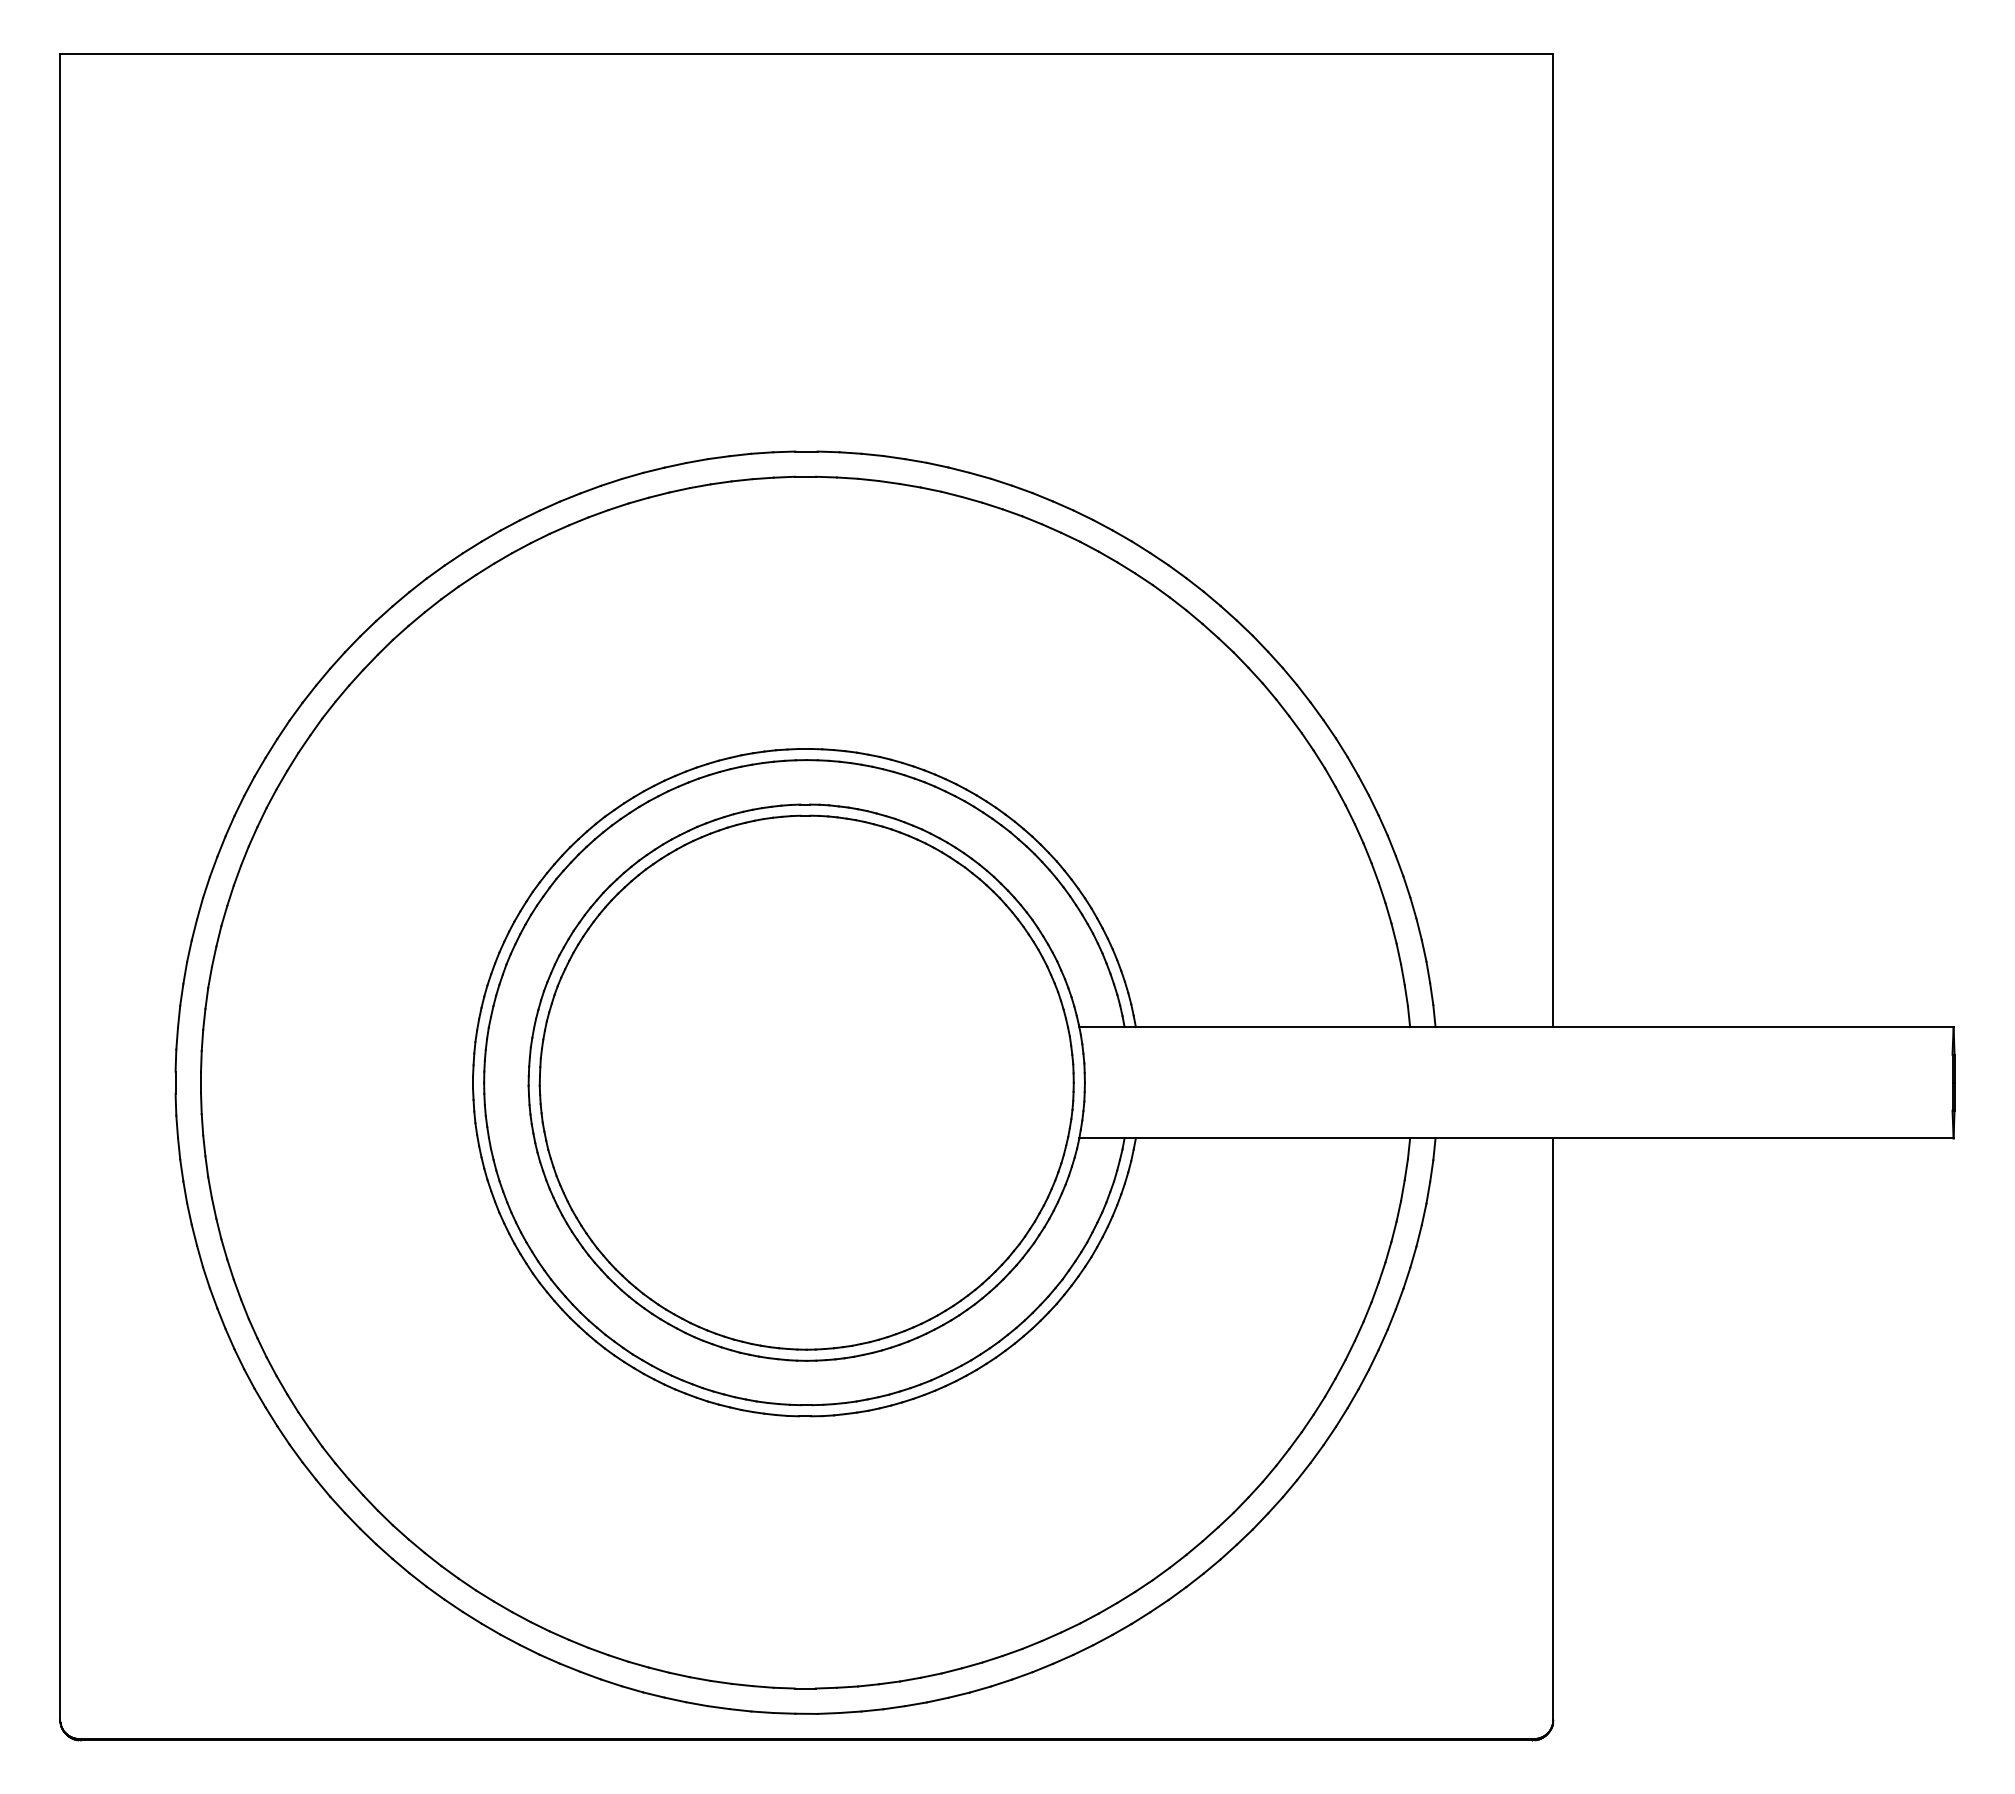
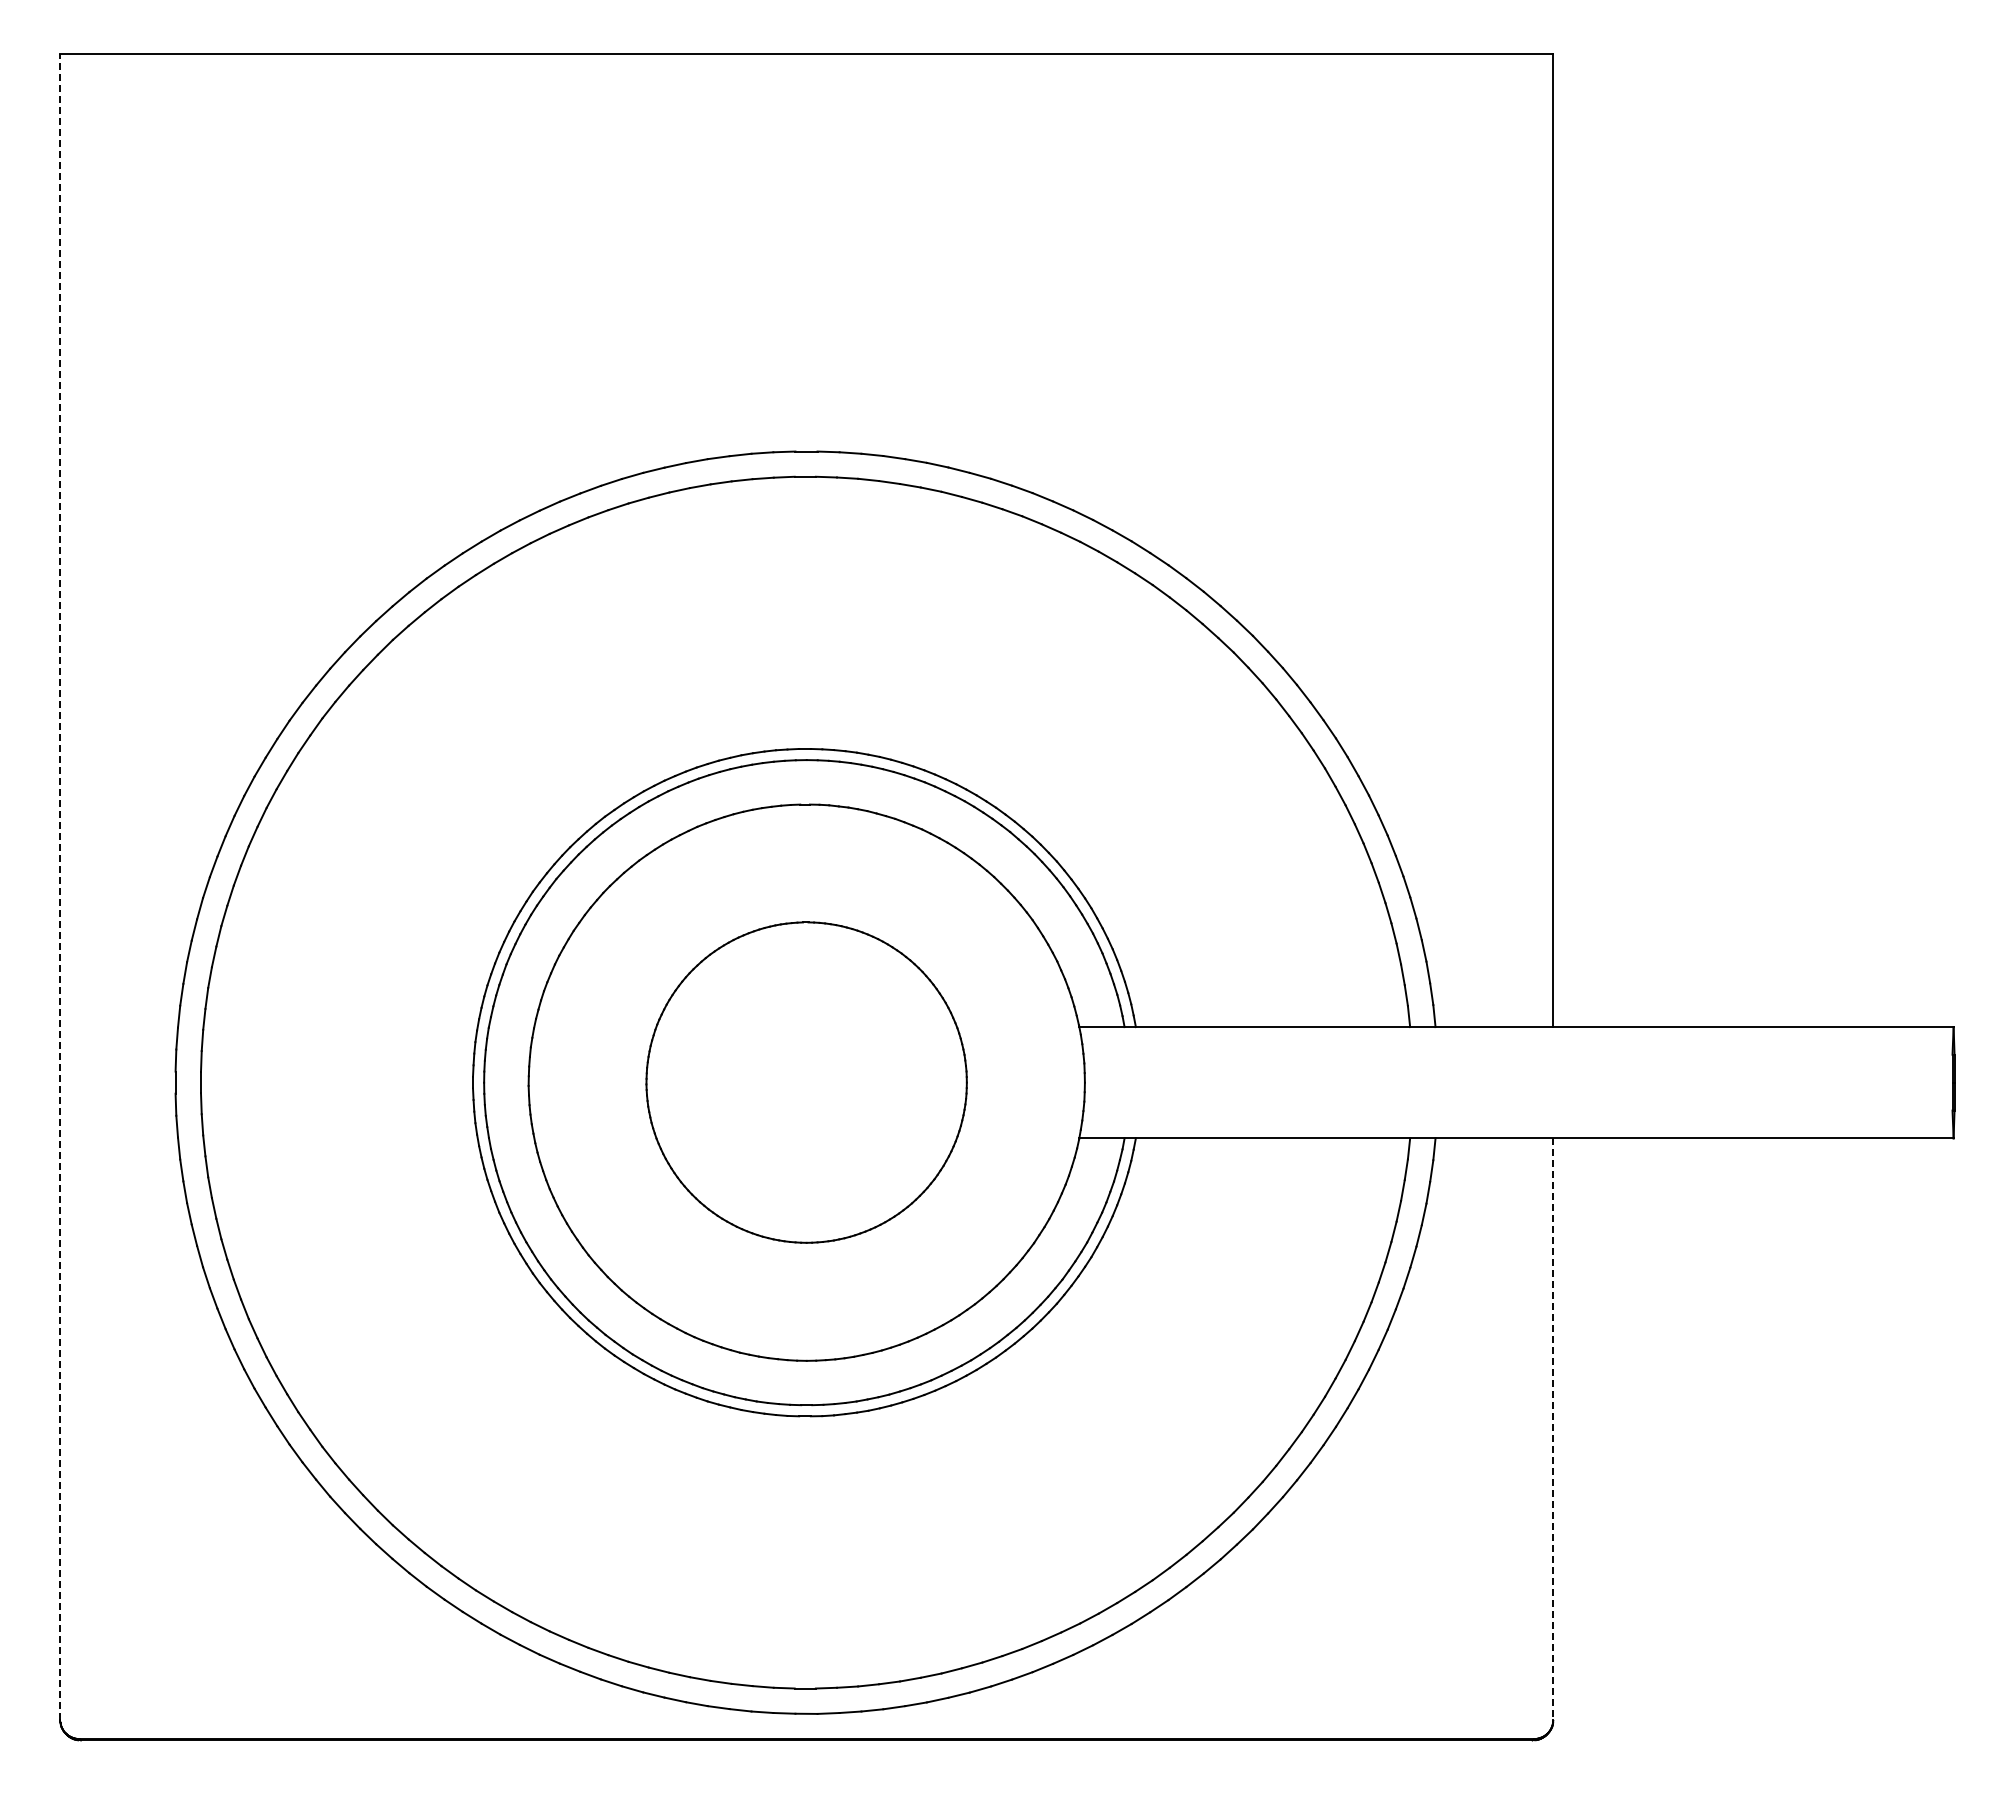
line: solid -> dashed (60, 886)
part size: 537x537 px -> 323x323 px (806, 1082)
line: solid -> dashed (1553, 1429)
